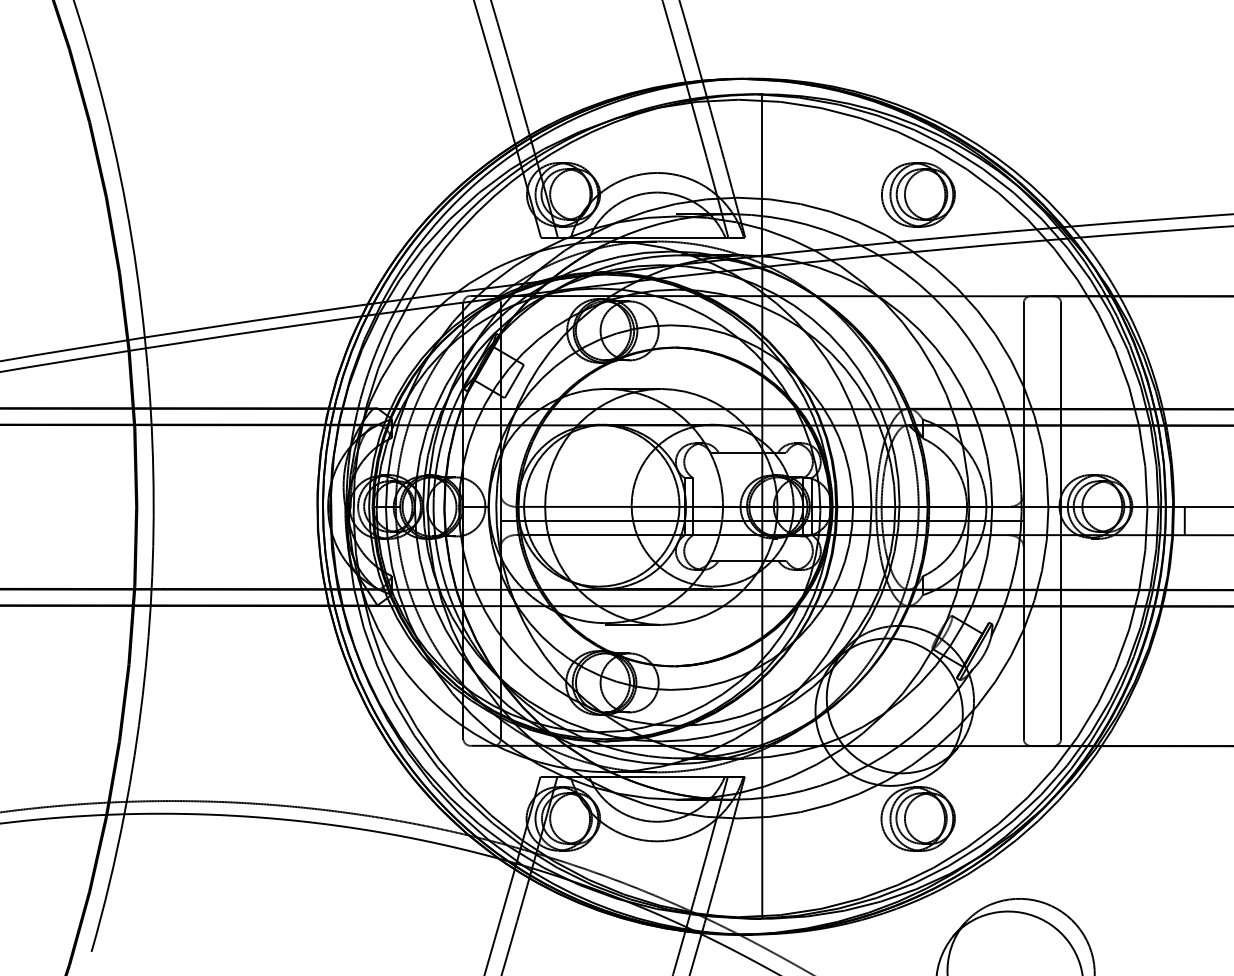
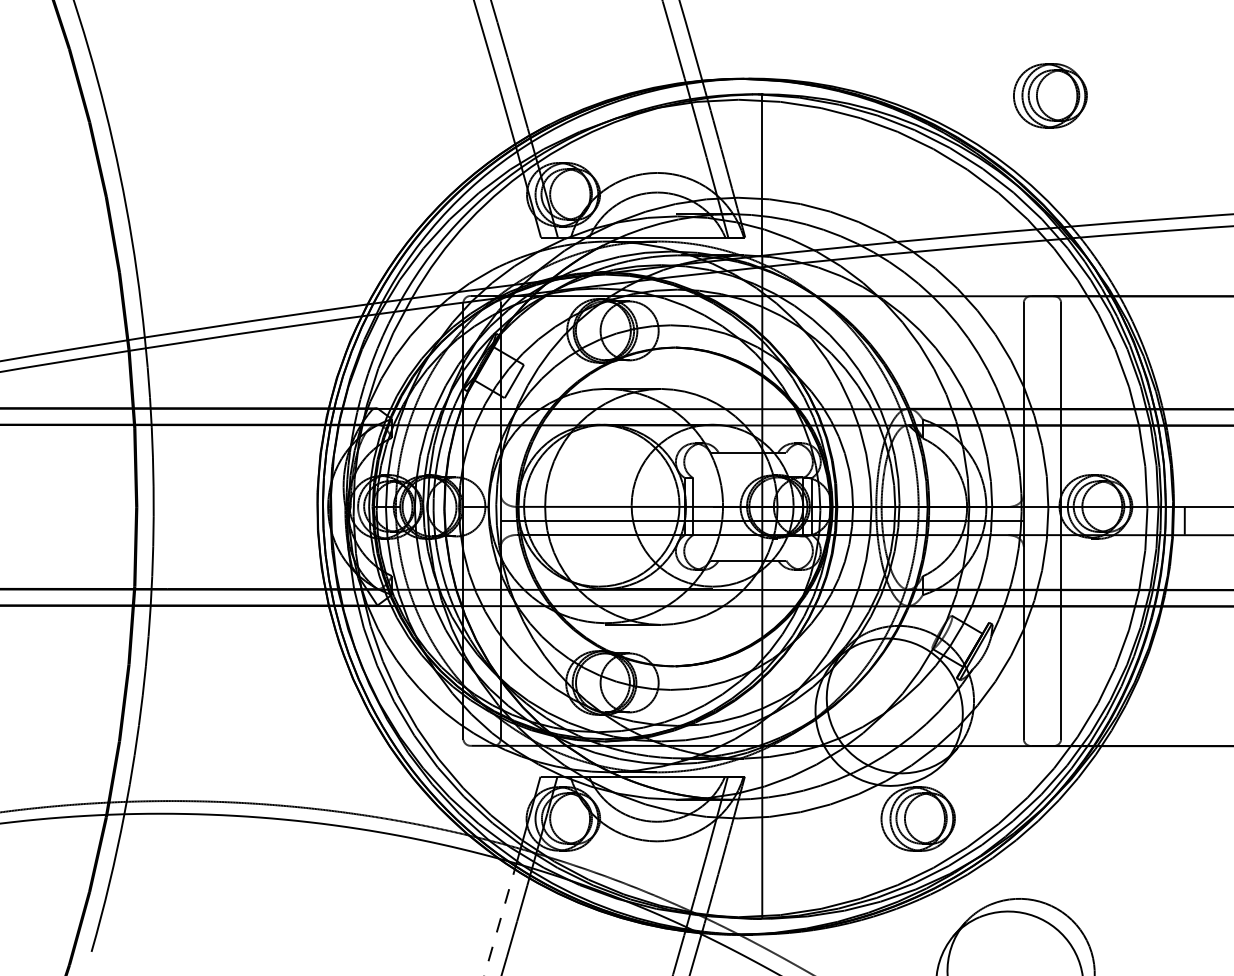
part position: (918, 194) -> (1050, 95) (1050, 95)
line: solid -> dashed (499, 922)
